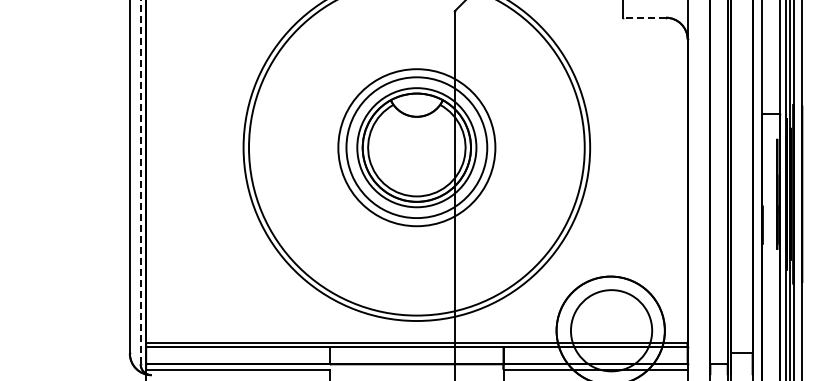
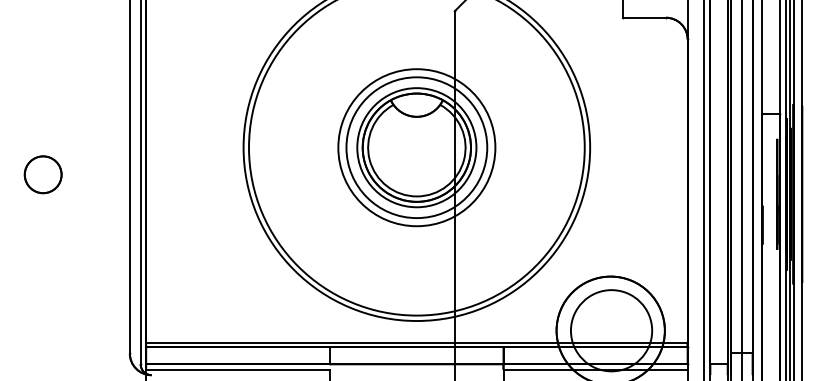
line: dashed -> solid (644, 17)
part: none -> present (42, 174)
line: dashed -> solid (140, 182)
line: none -> present (703, 189)
line: none -> present (741, 189)
